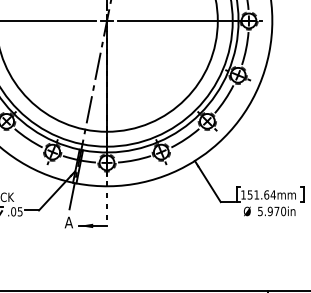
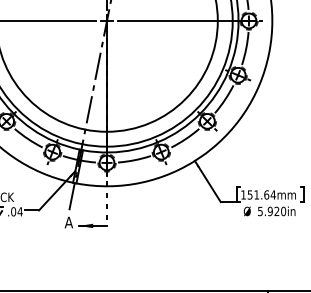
text: .05 -> .04 (19, 211)
text: 5.970in -> 5.920in (276, 211)
